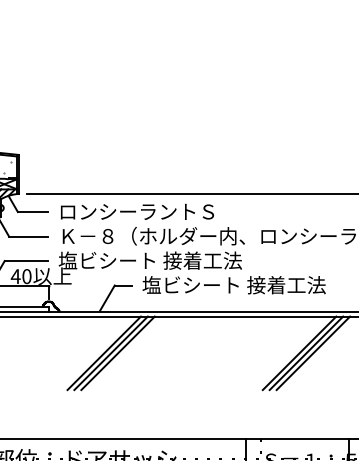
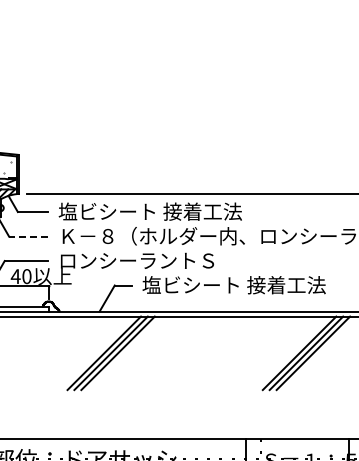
text: ロンシーラントＳ -> 塩ビシート 接着工法 (149, 211)
line: solid -> dashed (28, 236)
text: 塩ビシート 接着工法 -> ロンシーラントＳ (149, 260)
